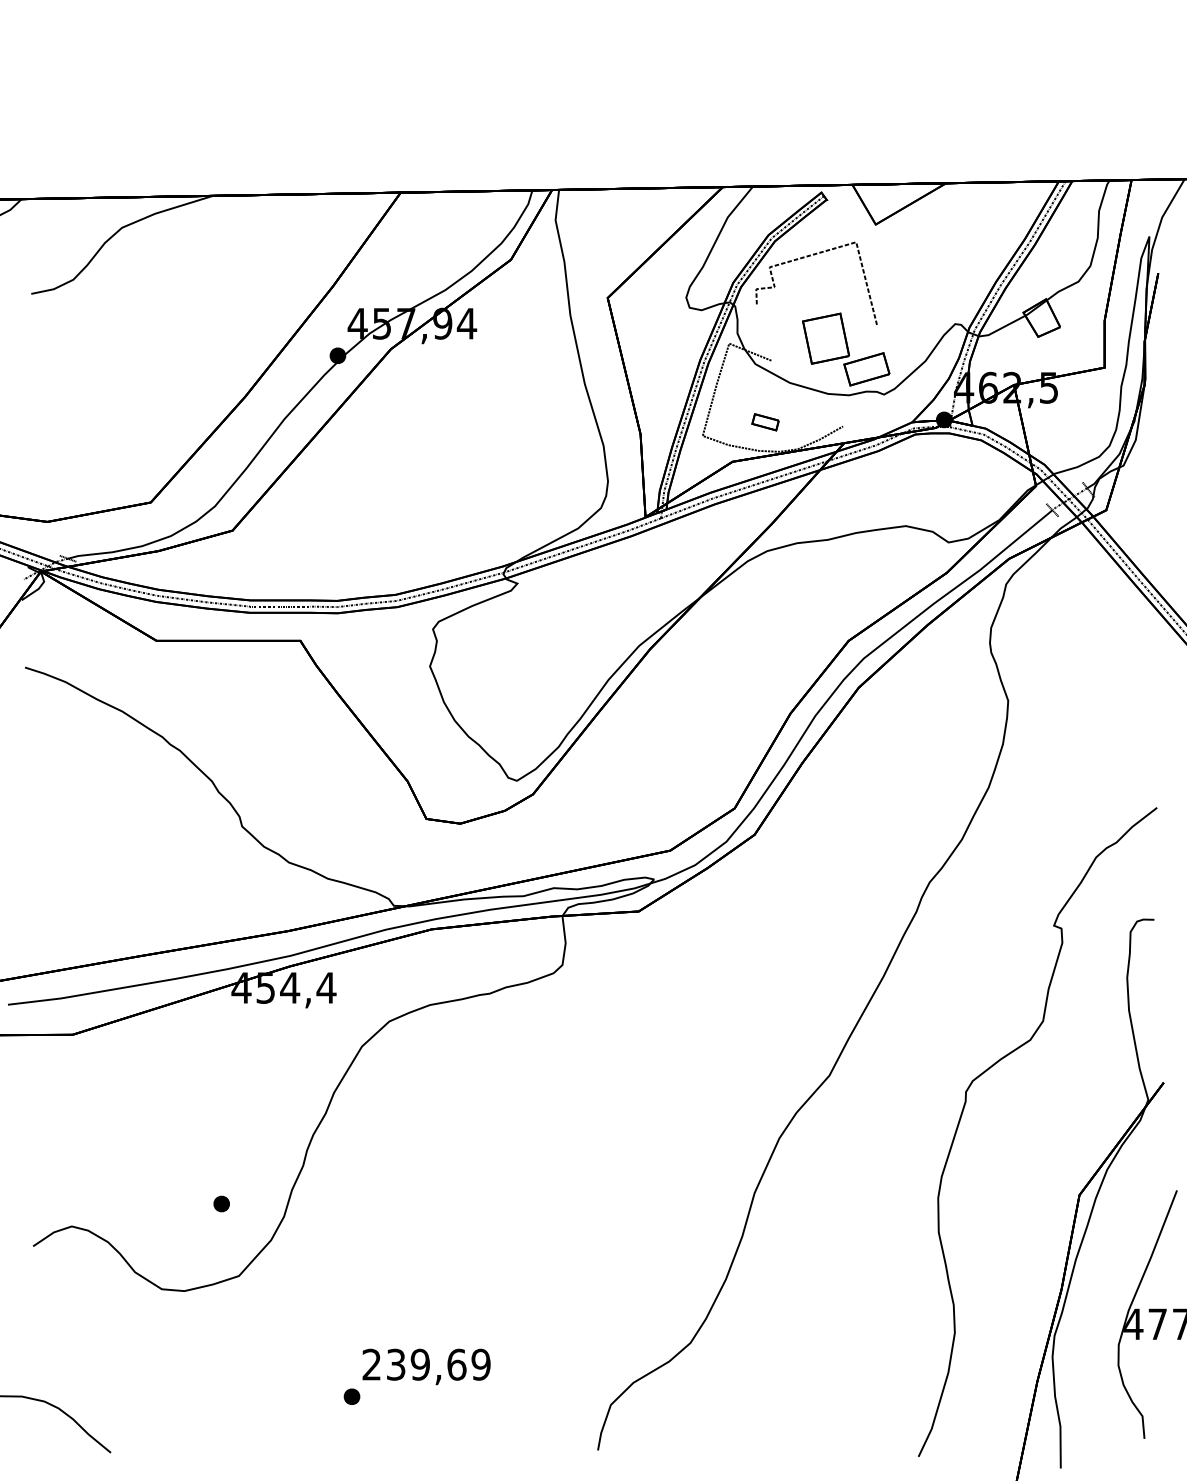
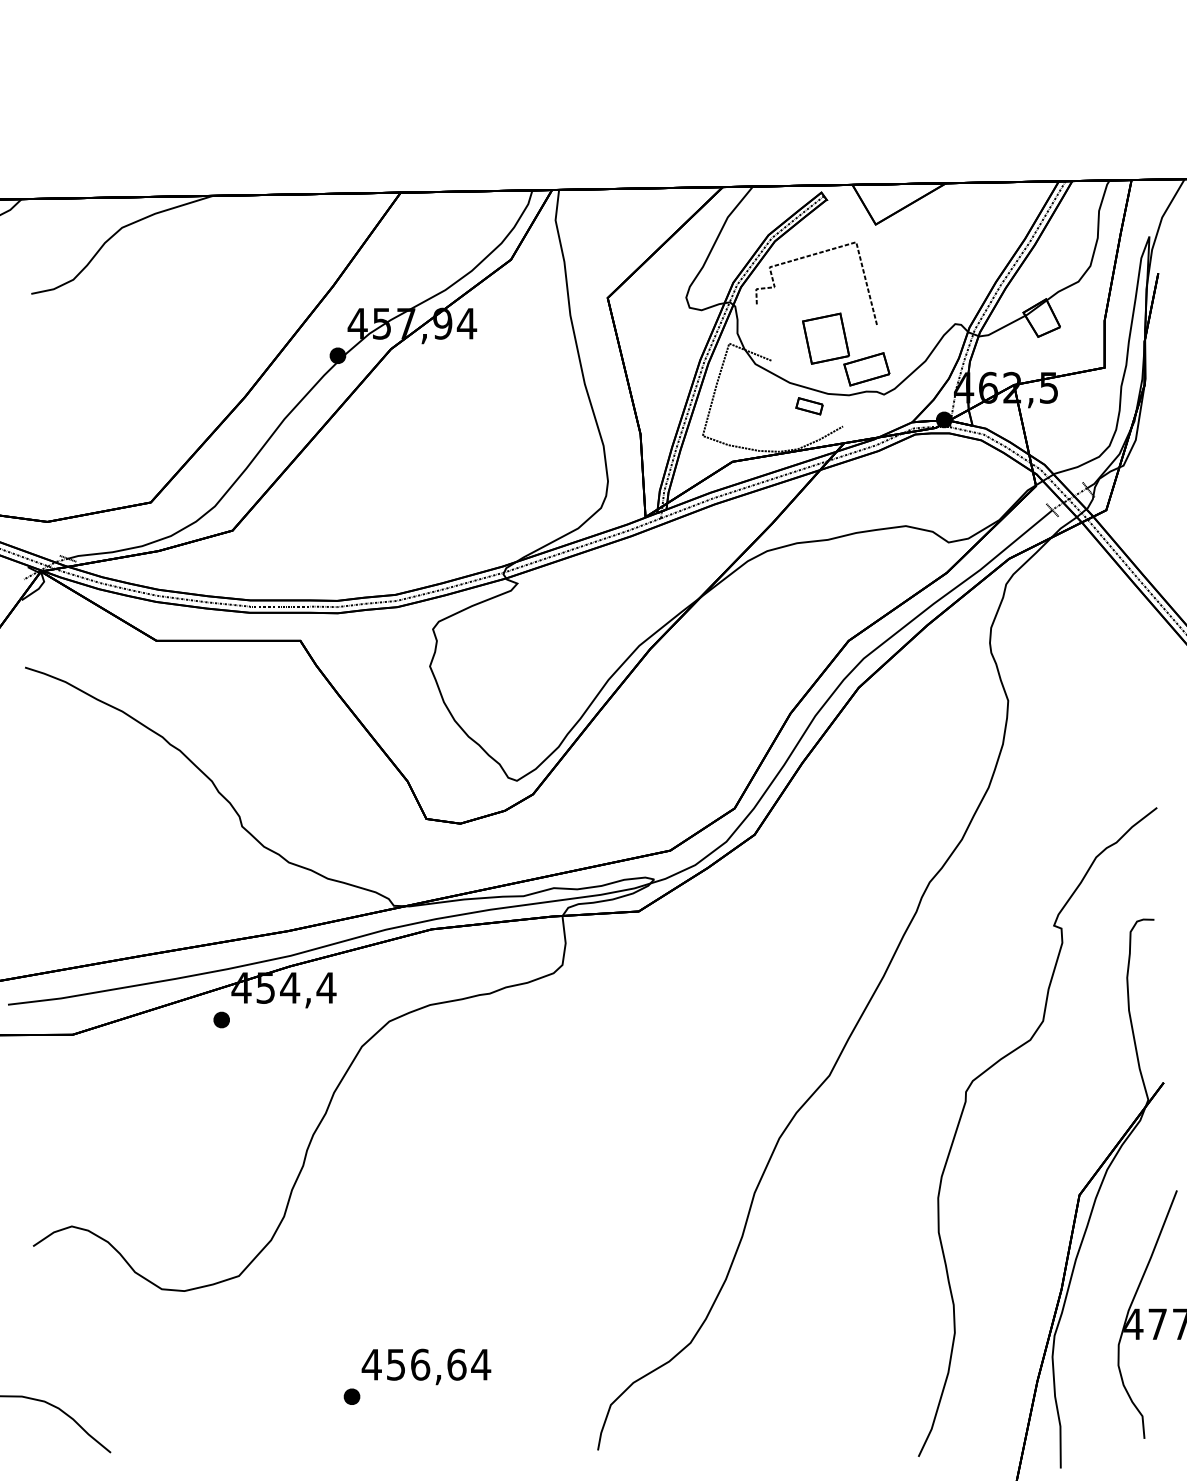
part position: (765, 422) -> (809, 406) (809, 406)
part position: (221, 1203) -> (221, 1019) (221, 1019)
text: 239,69 -> 456,64 (426, 1364)
